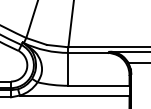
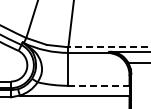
line: solid -> dashed (109, 47)
line: solid -> dashed (99, 85)
